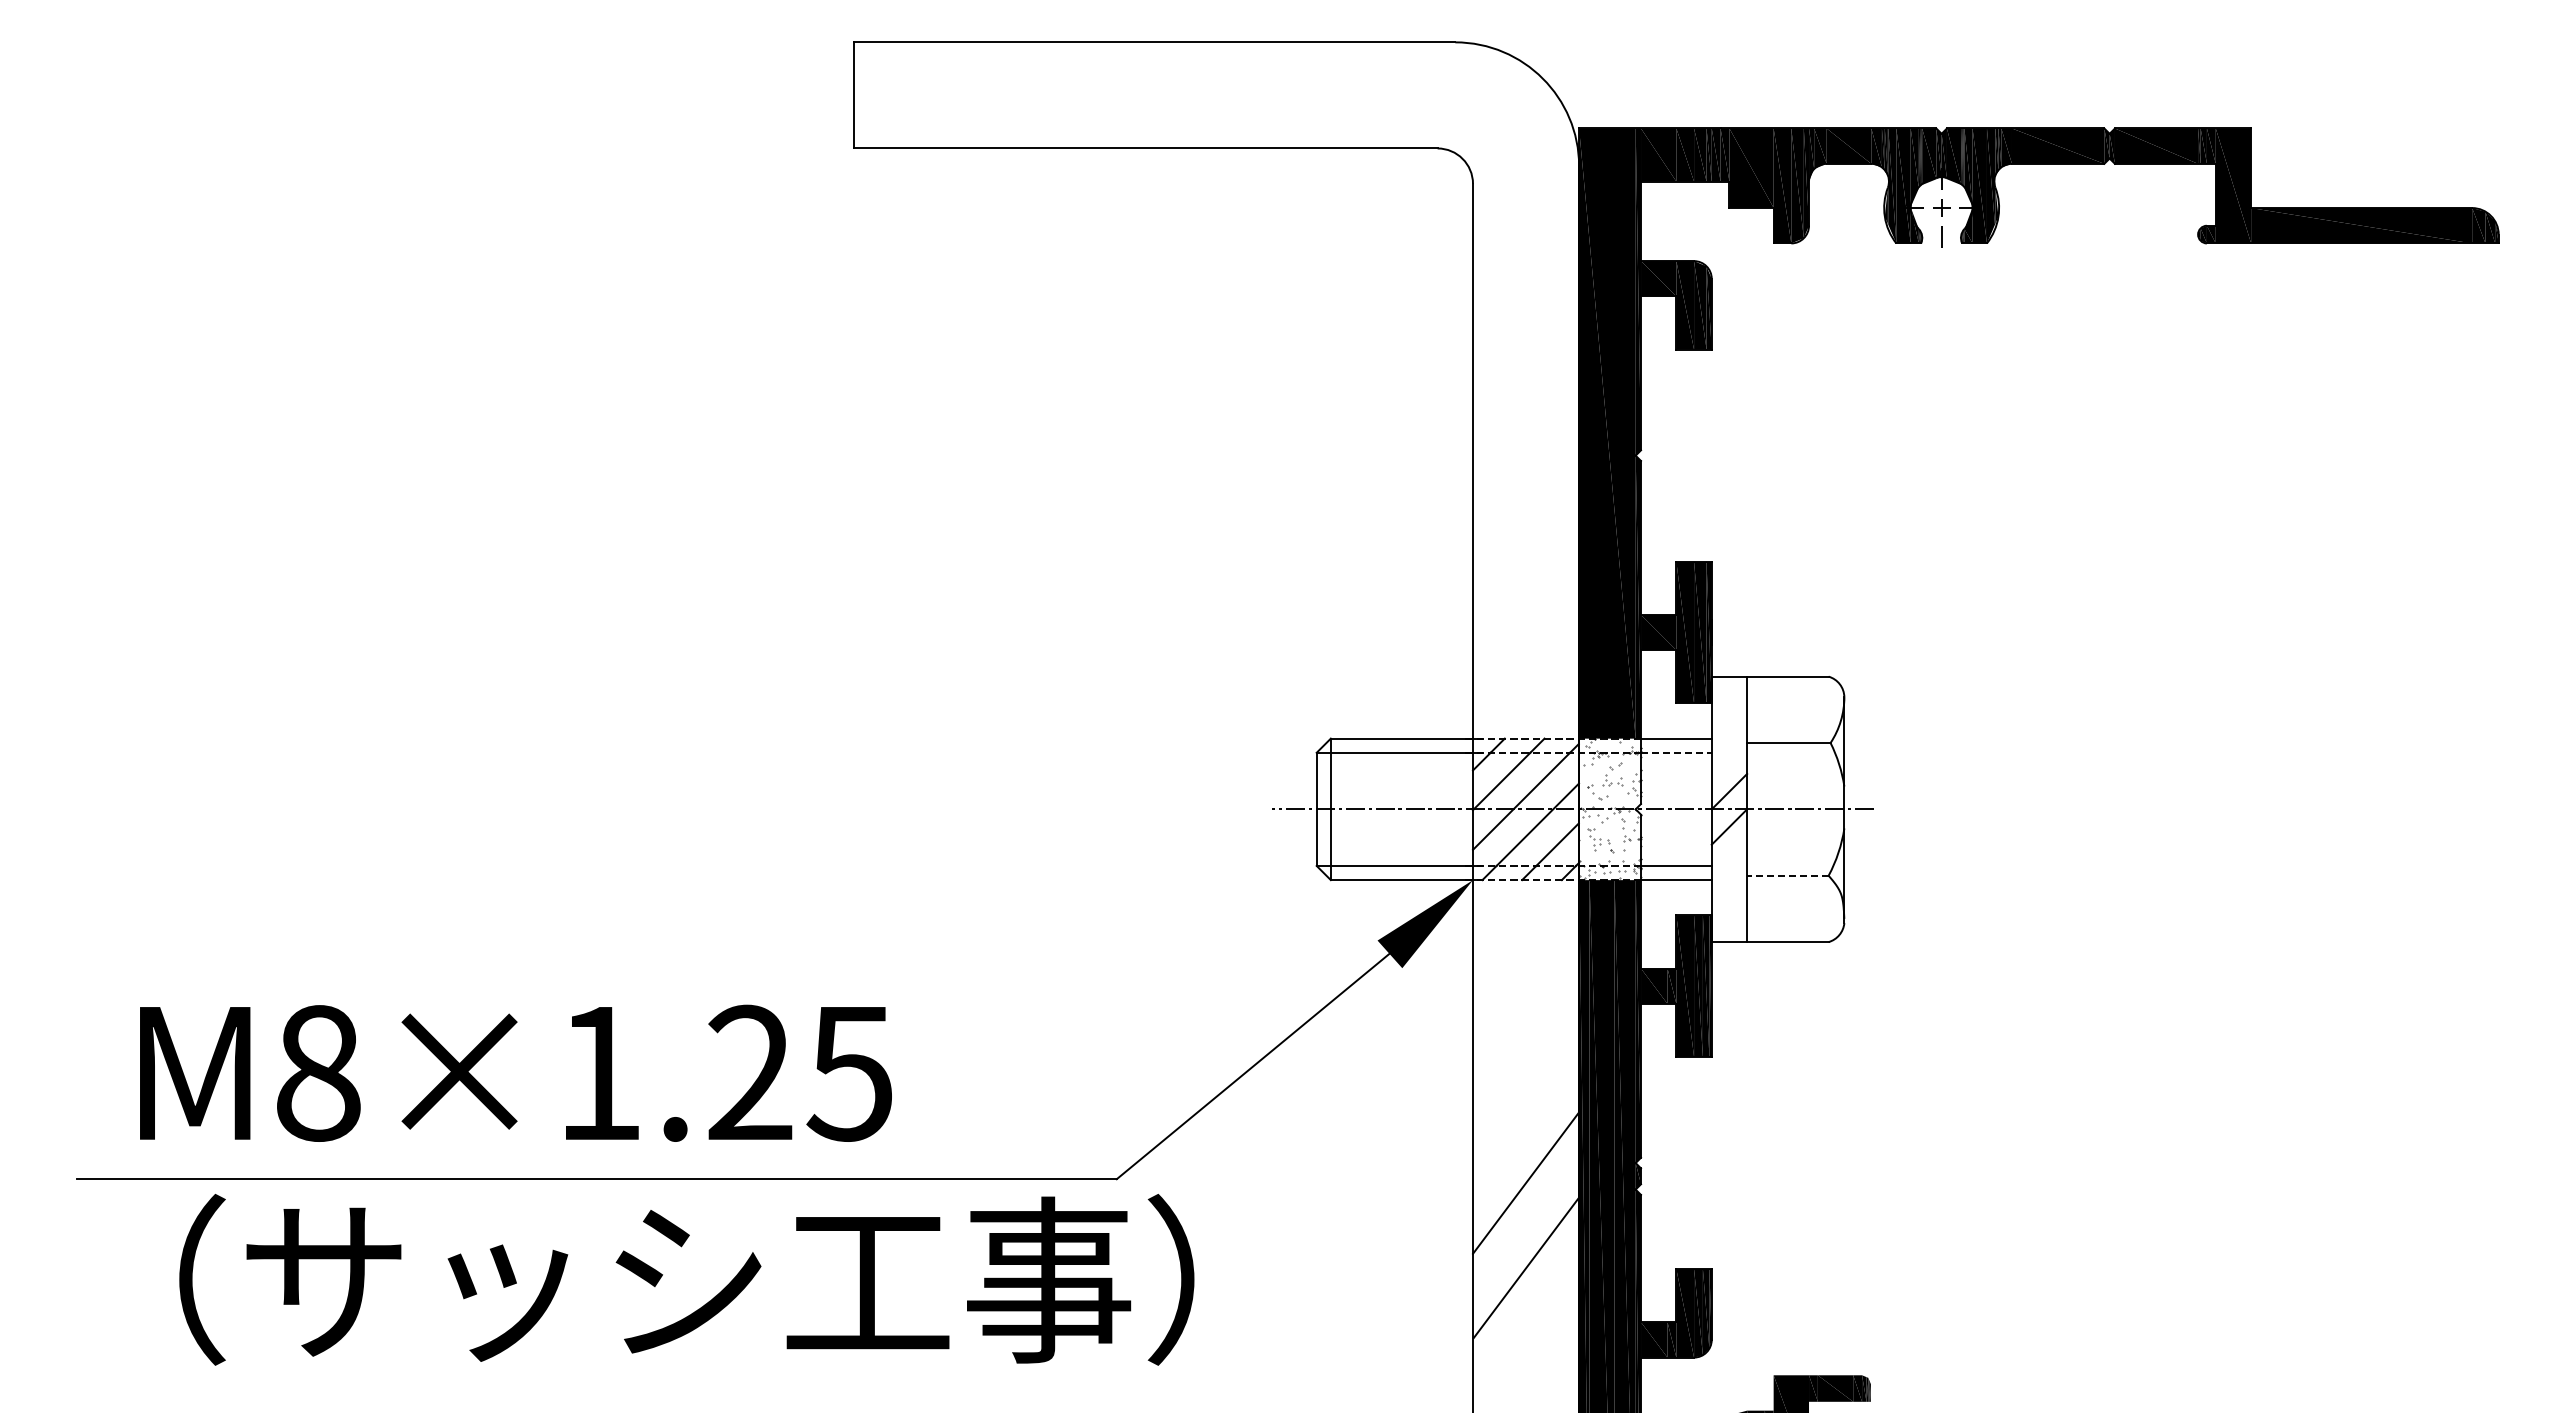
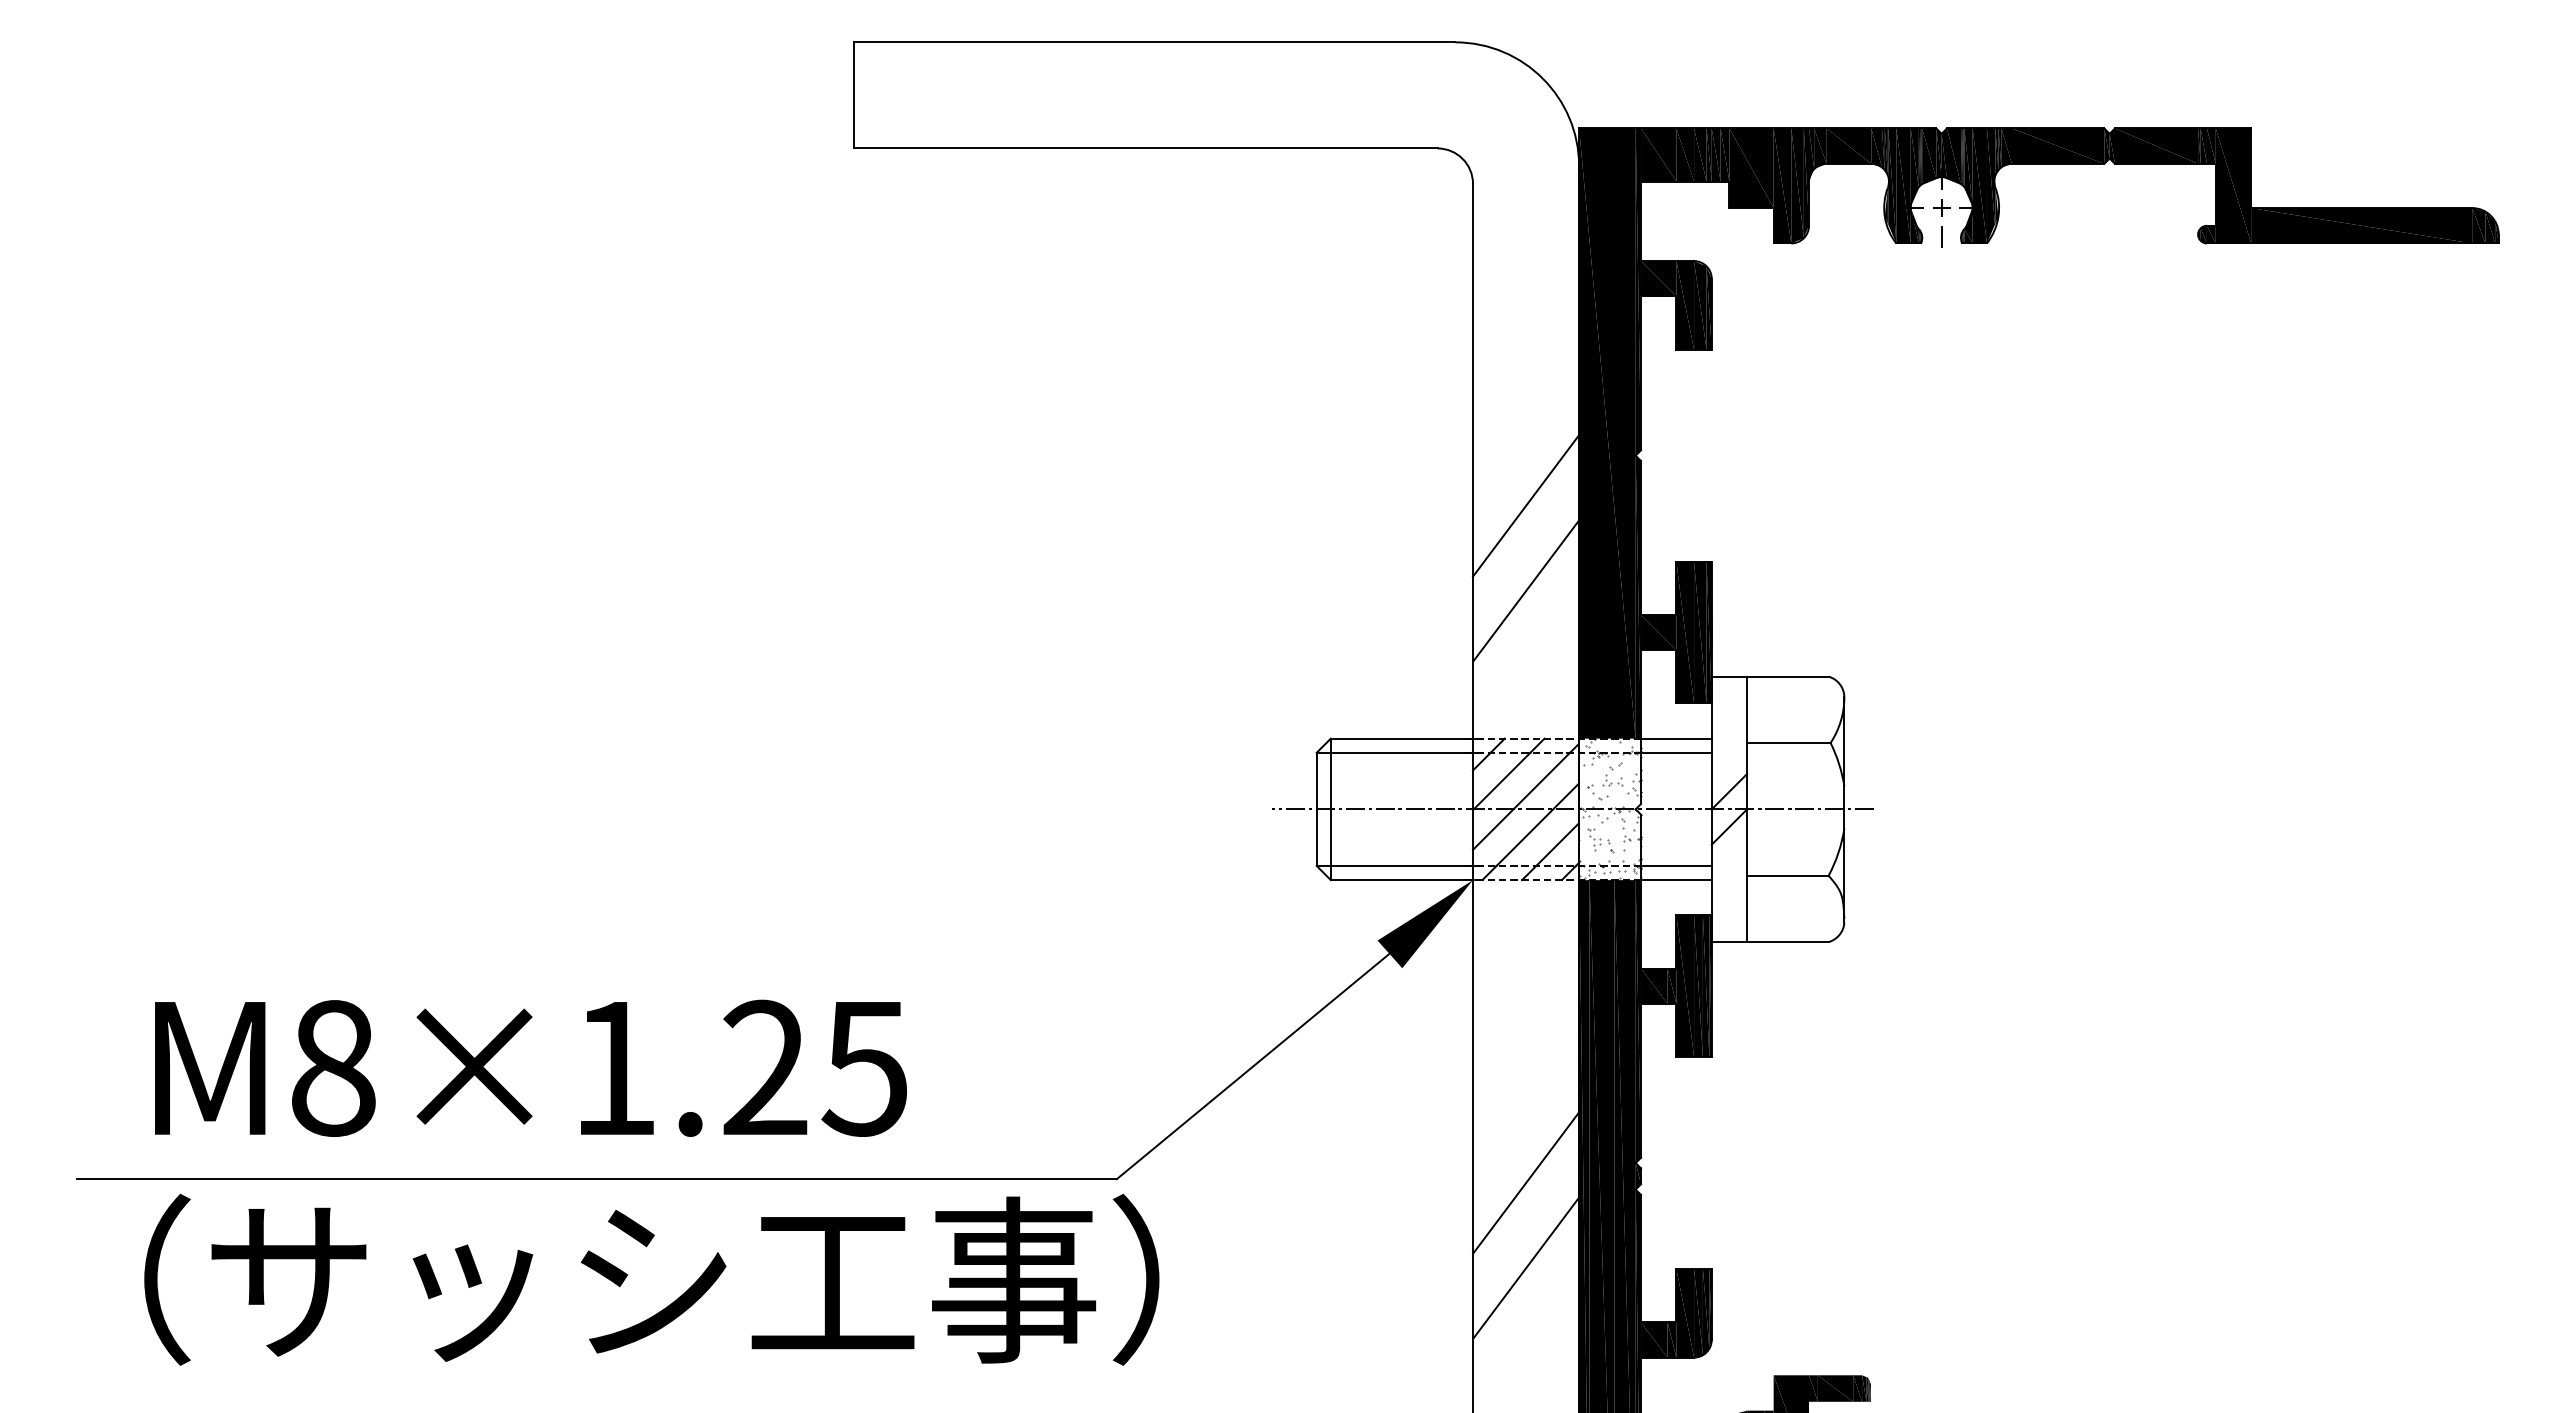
line: none -> present (1526, 505)
line: none -> present (1526, 590)
line: dashed -> solid (1676, 752)
line: dashed -> solid (1787, 875)
text position: (515, 1072) -> (530, 1067) (530, 1067)
text position: (686, 1279) -> (651, 1279) (651, 1279)
